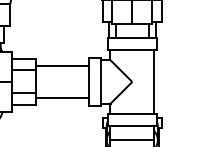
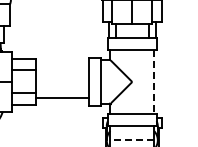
line: present -> none (61, 65)
line: solid -> dashed (154, 81)
line: solid -> dashed (132, 140)
